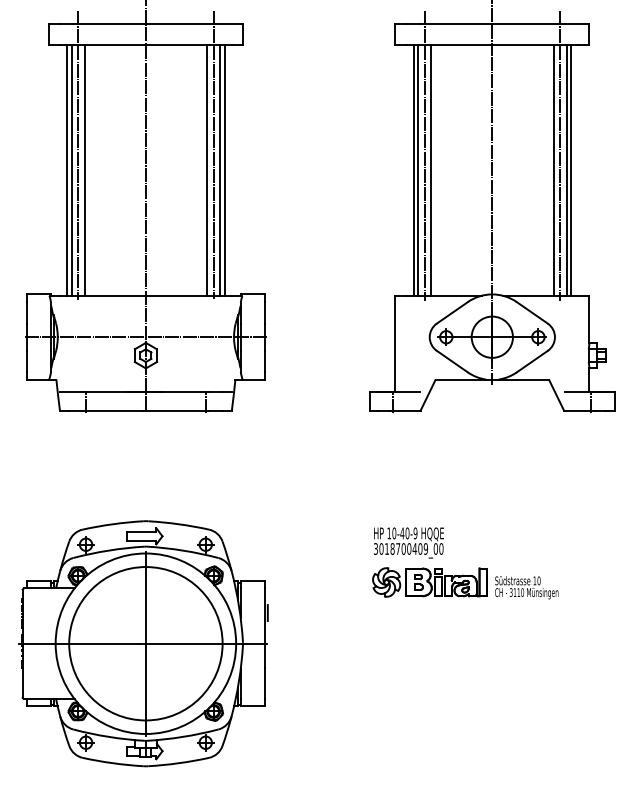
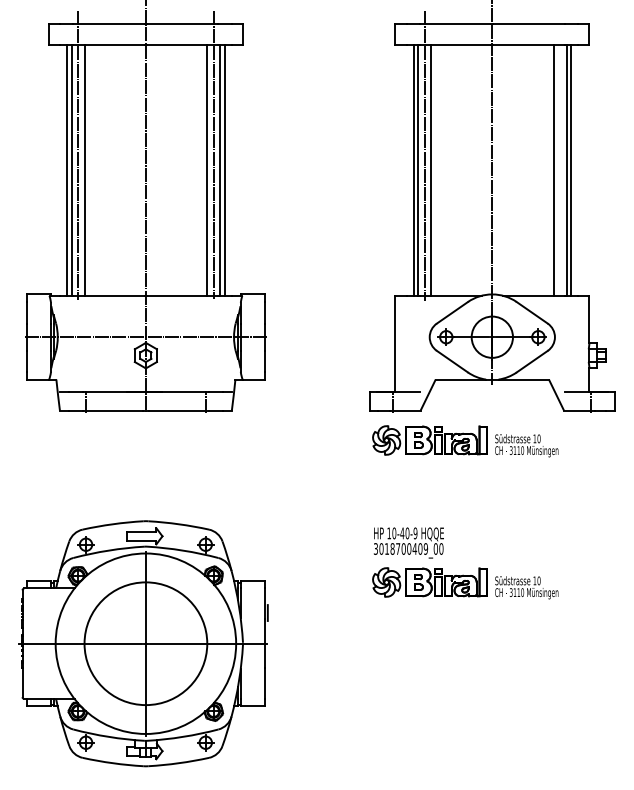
line: present -> none (560, 155)
part: none -> present (465, 441)
circle diameter: 153 px -> 123 px (145, 643)
